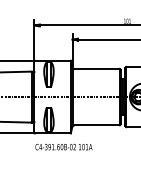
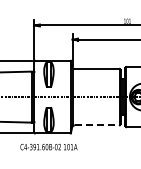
line: solid -> dashed (97, 125)
text position: (63, 147) -> (48, 147) (48, 147)
